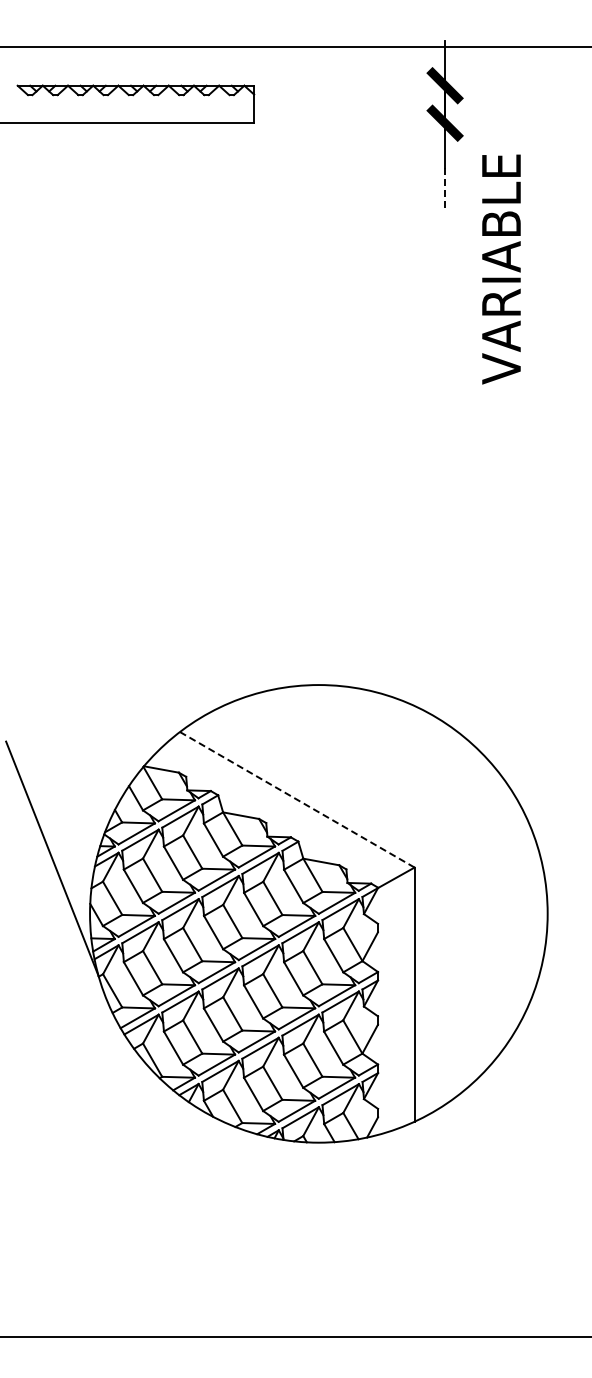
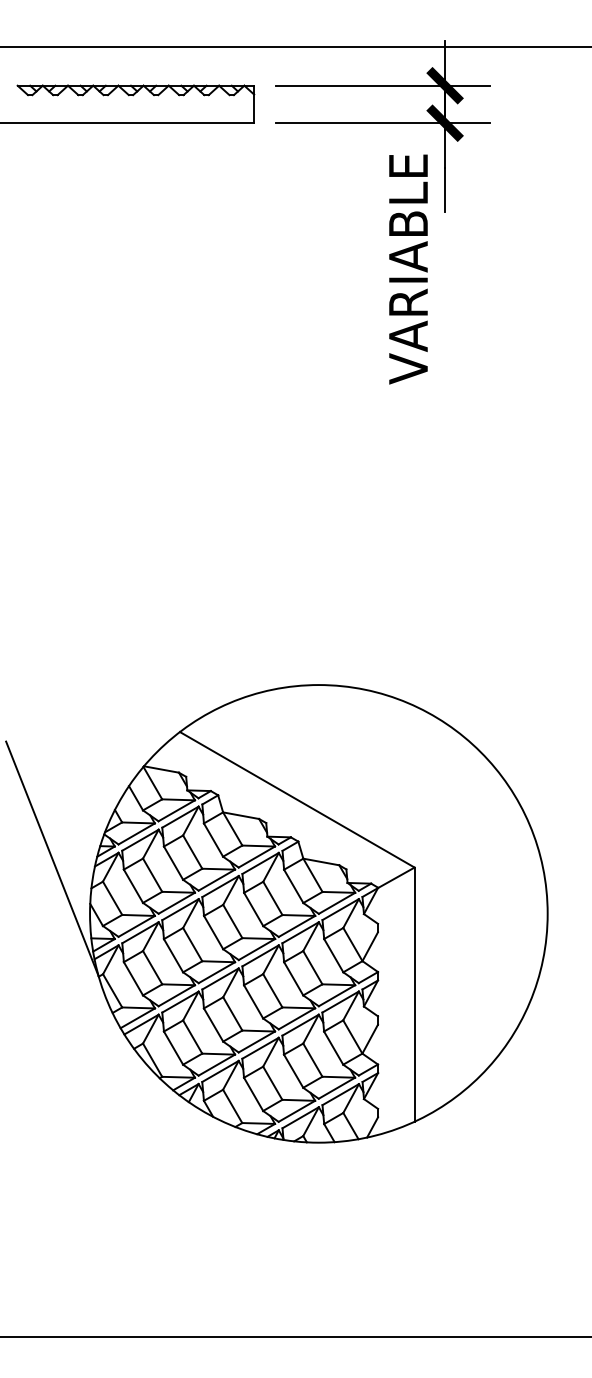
line: none -> present (382, 85)
line: none -> present (382, 123)
line: dashed -> solid (445, 190)
text position: (501, 269) -> (408, 269) (408, 269)
line: dashed -> solid (296, 799)
